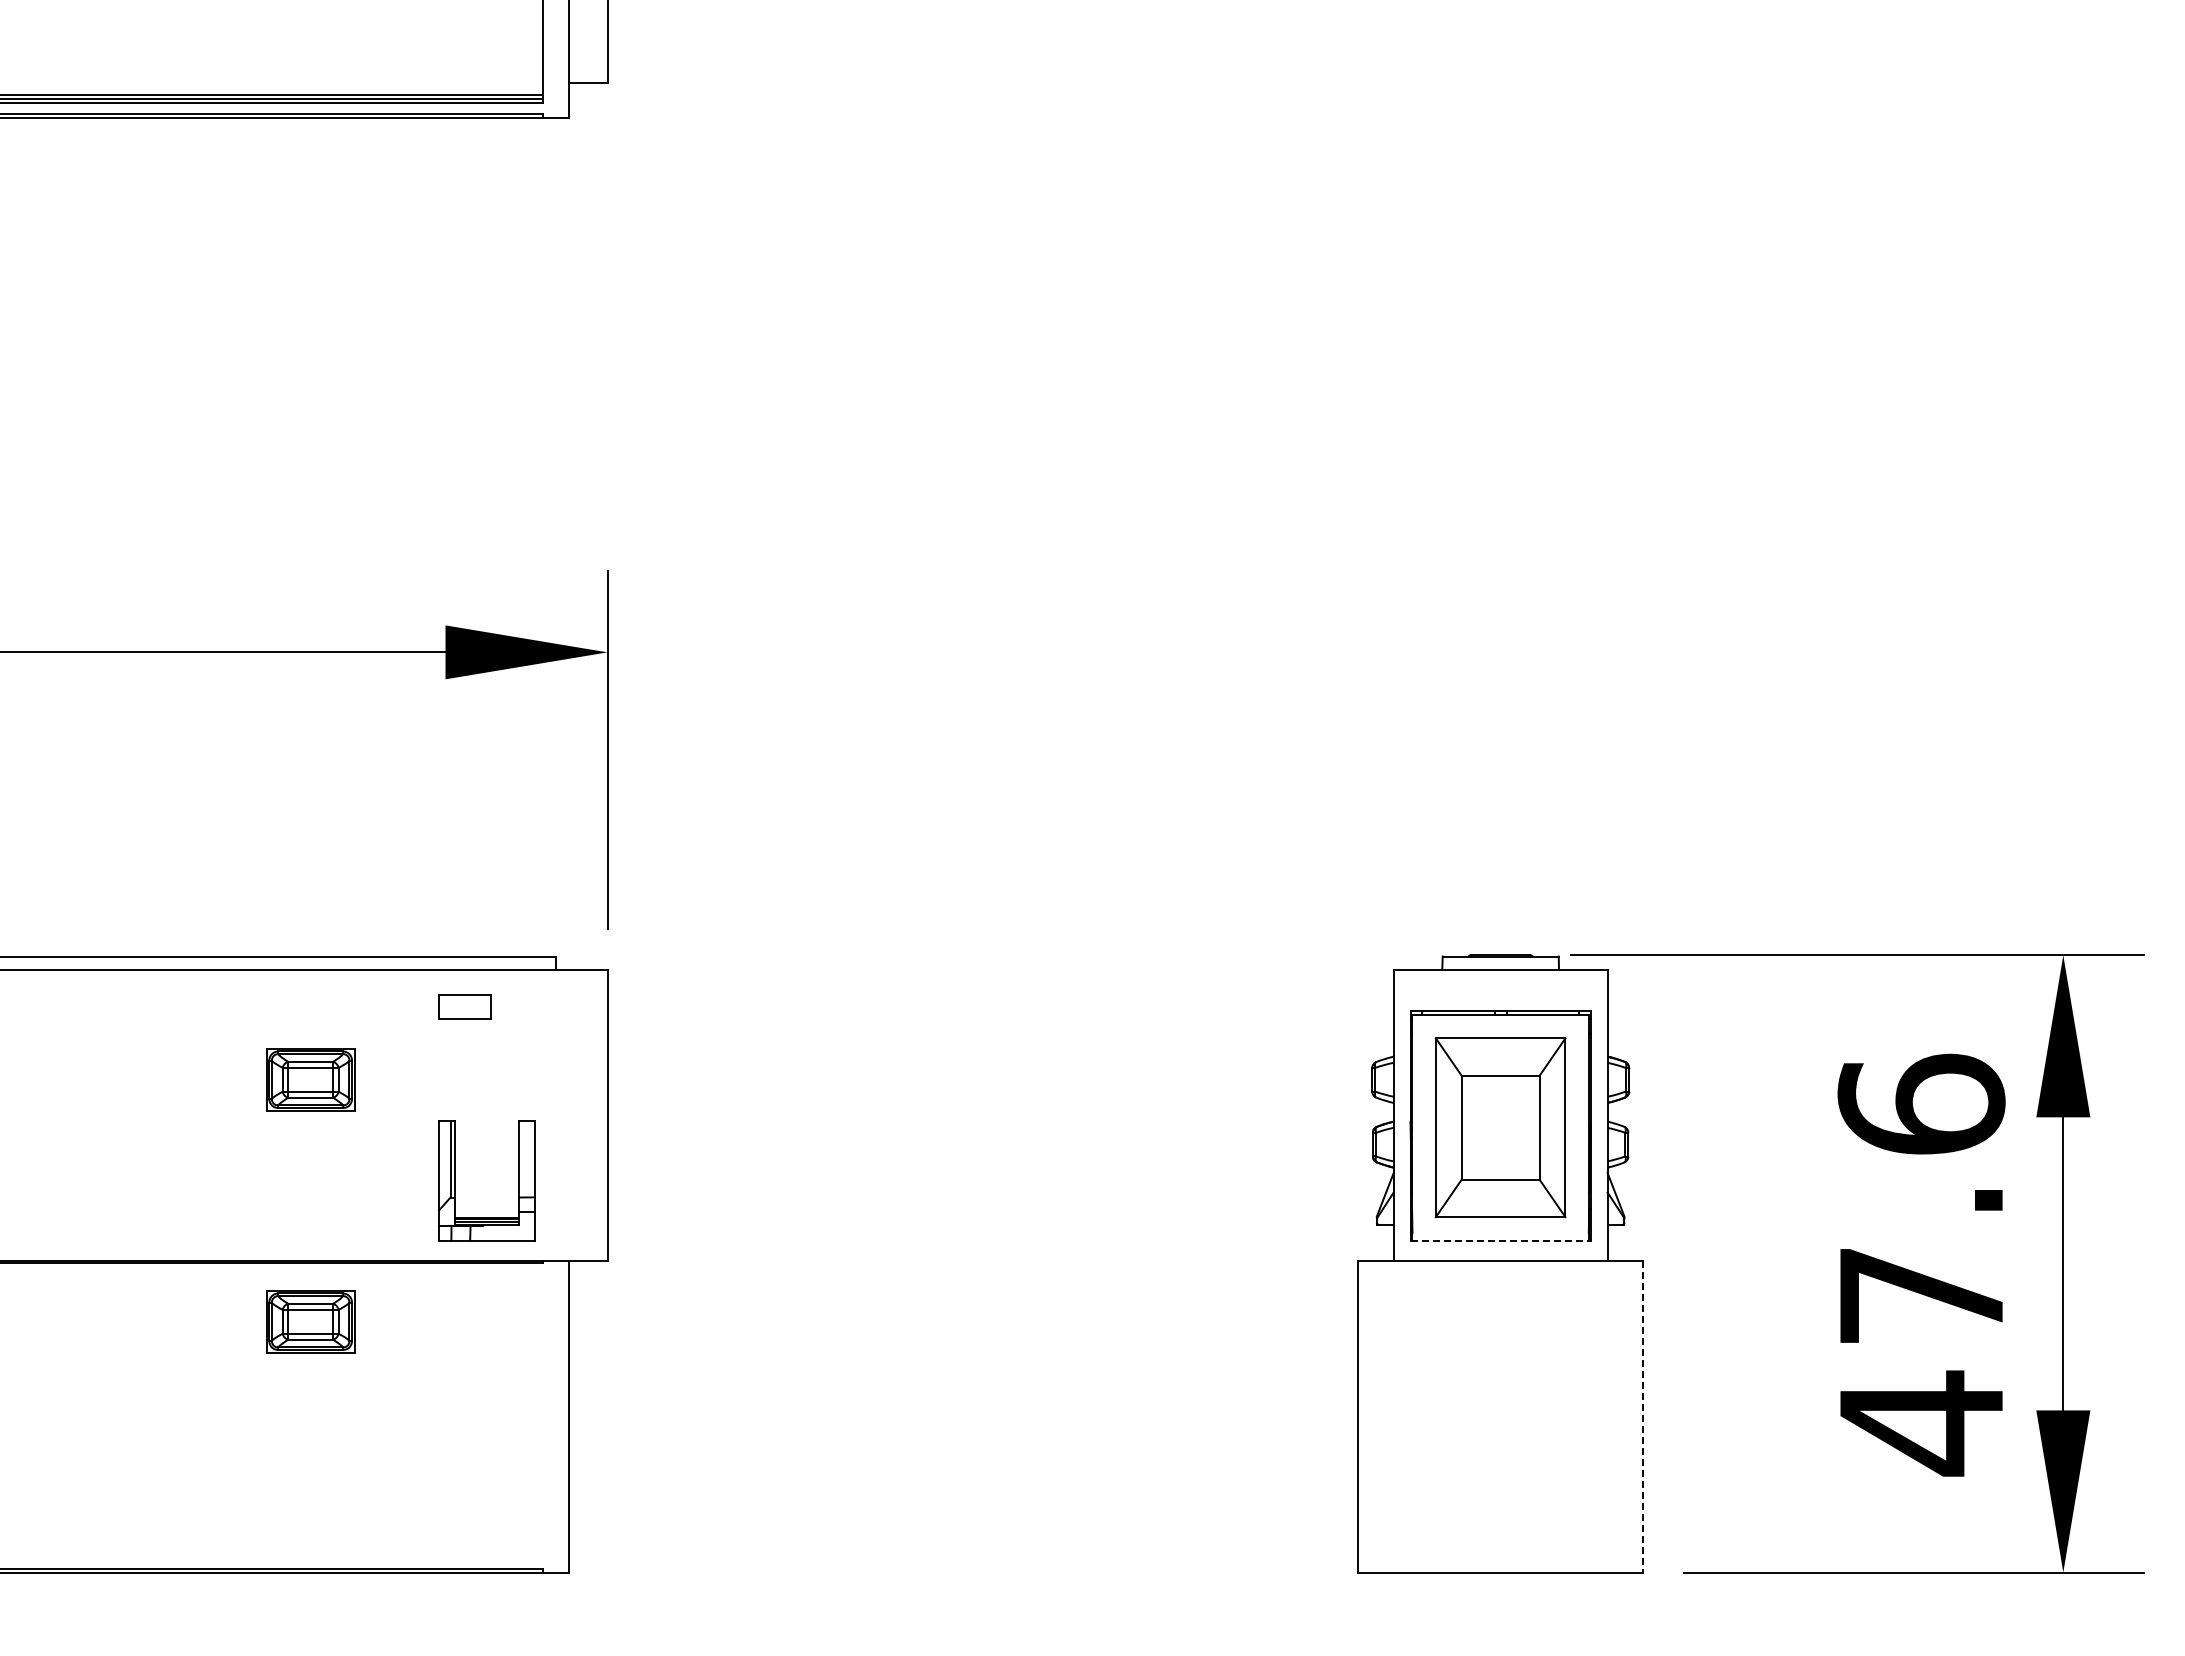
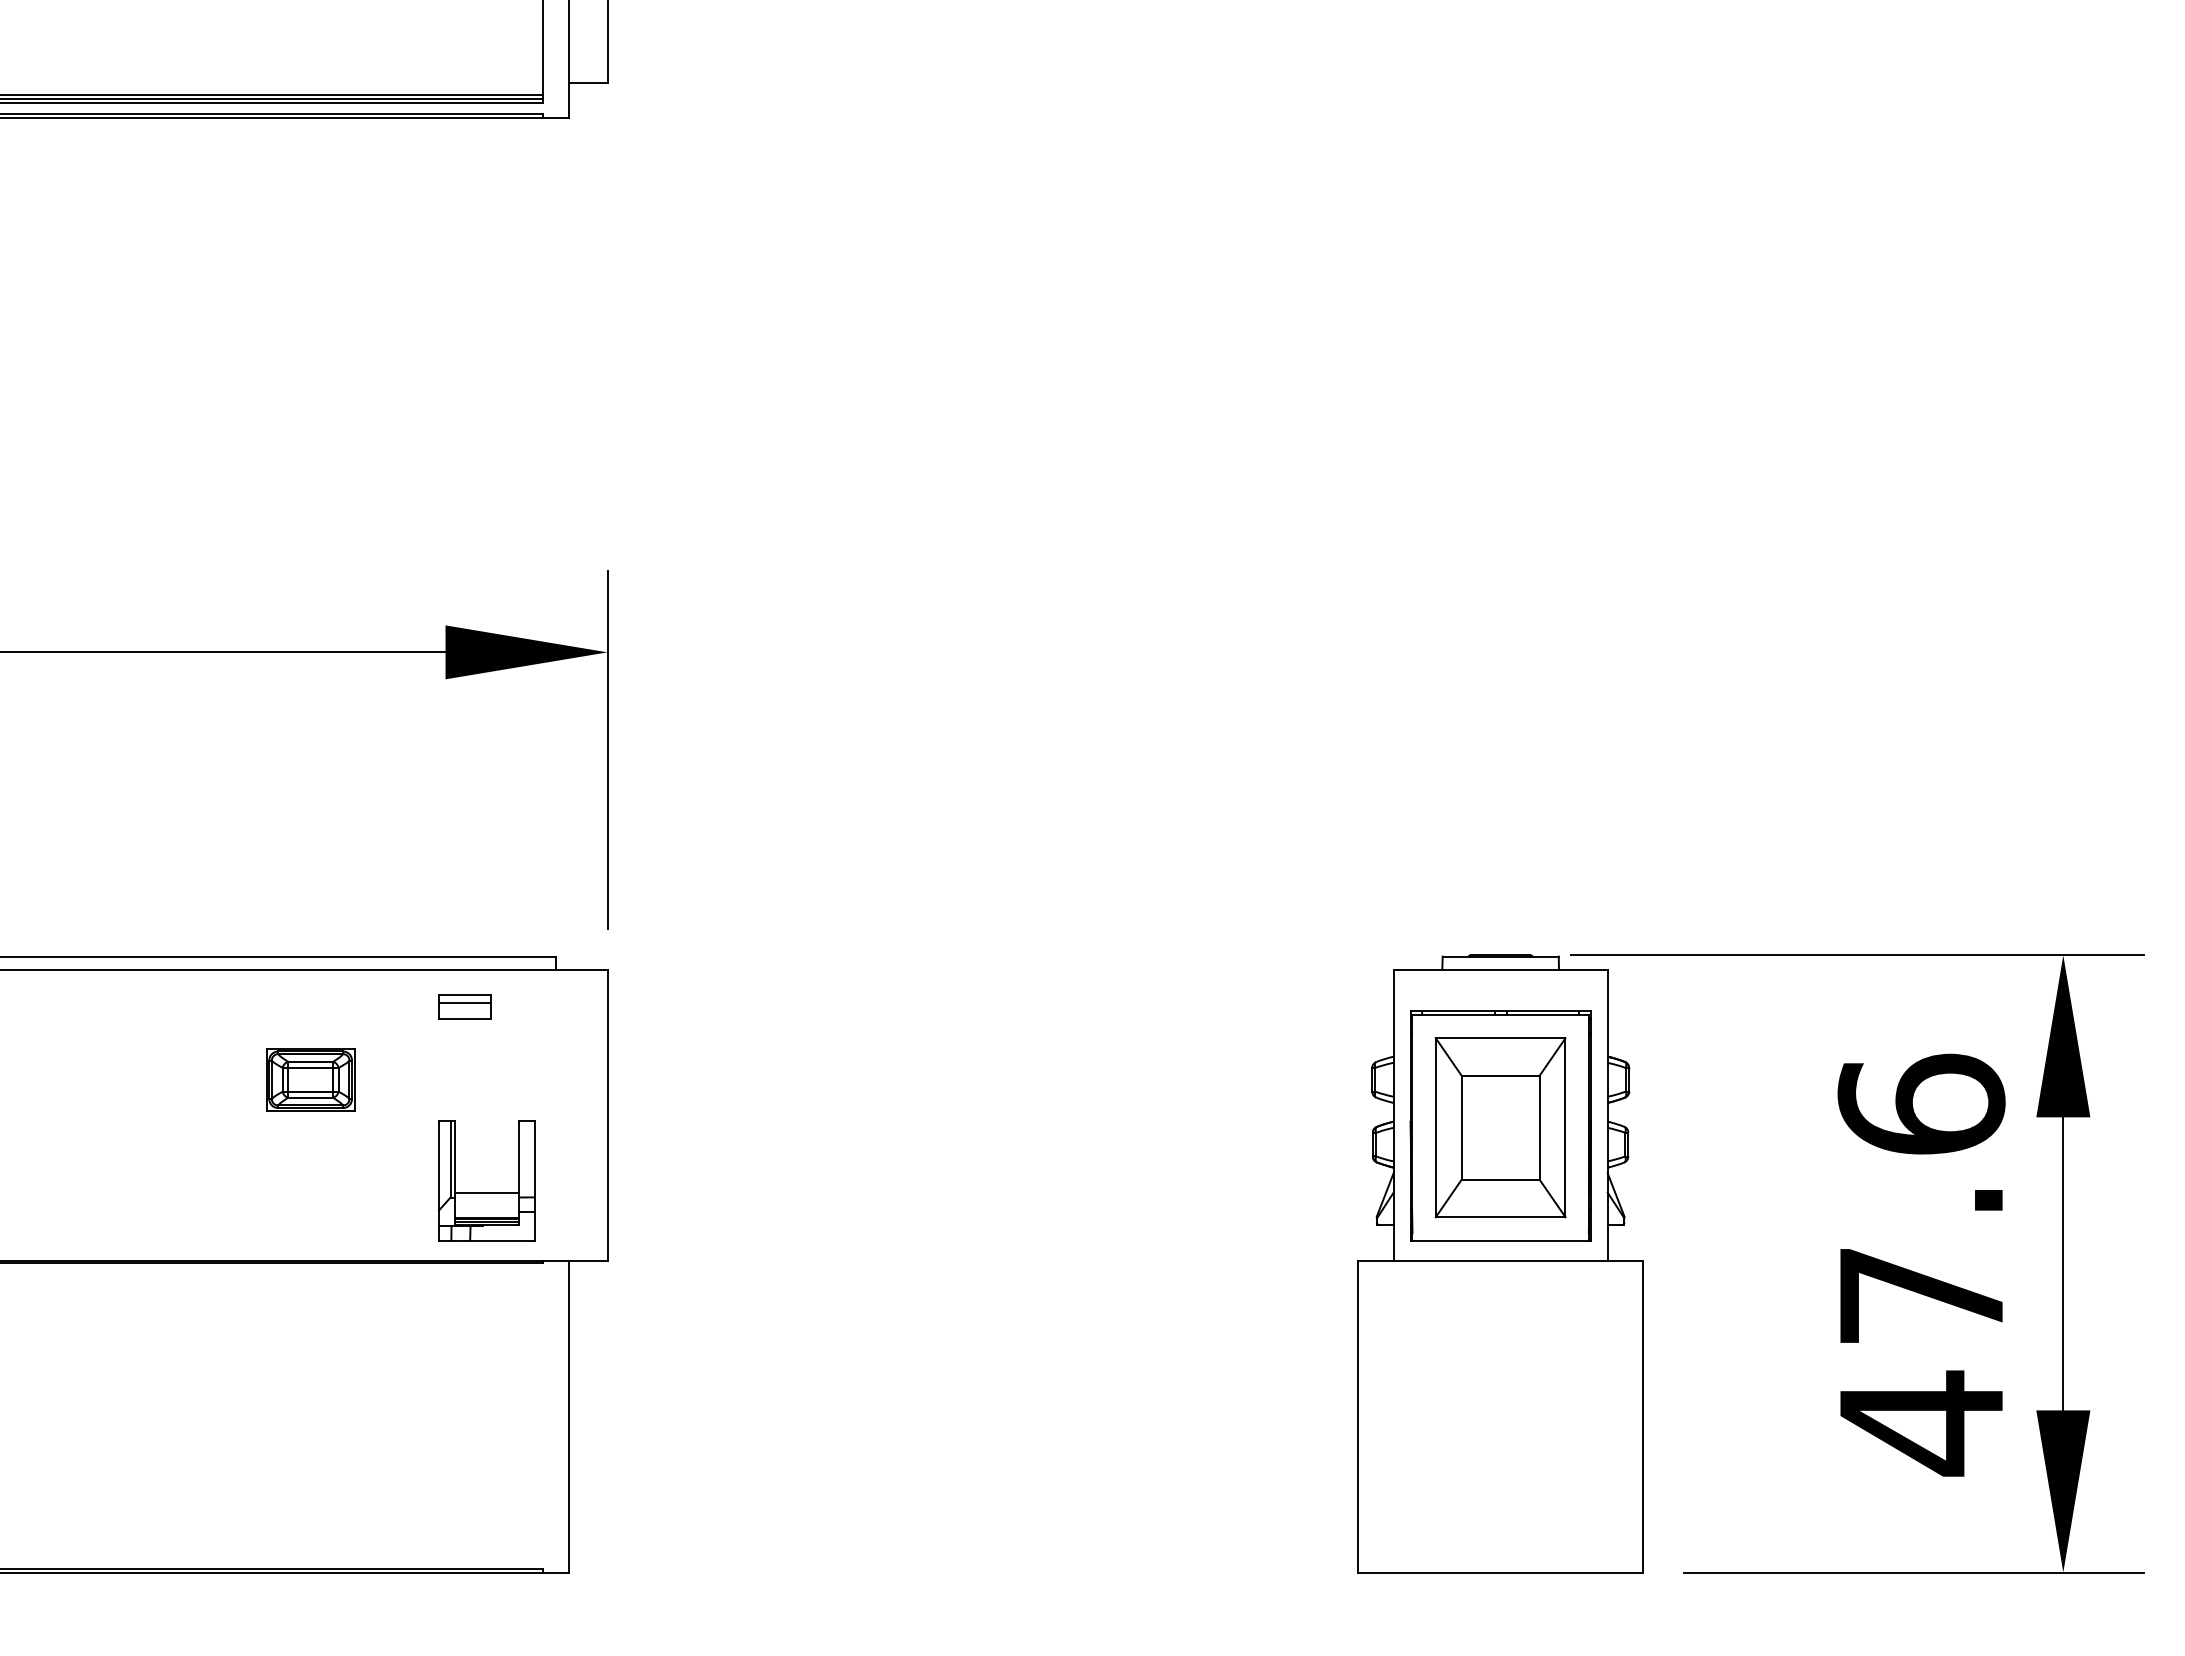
line: none -> present (464, 1003)
line: none -> present (486, 1192)
line: dashed -> solid (1501, 1240)
part: present -> none (310, 1321)
line: dashed -> solid (1643, 1416)
